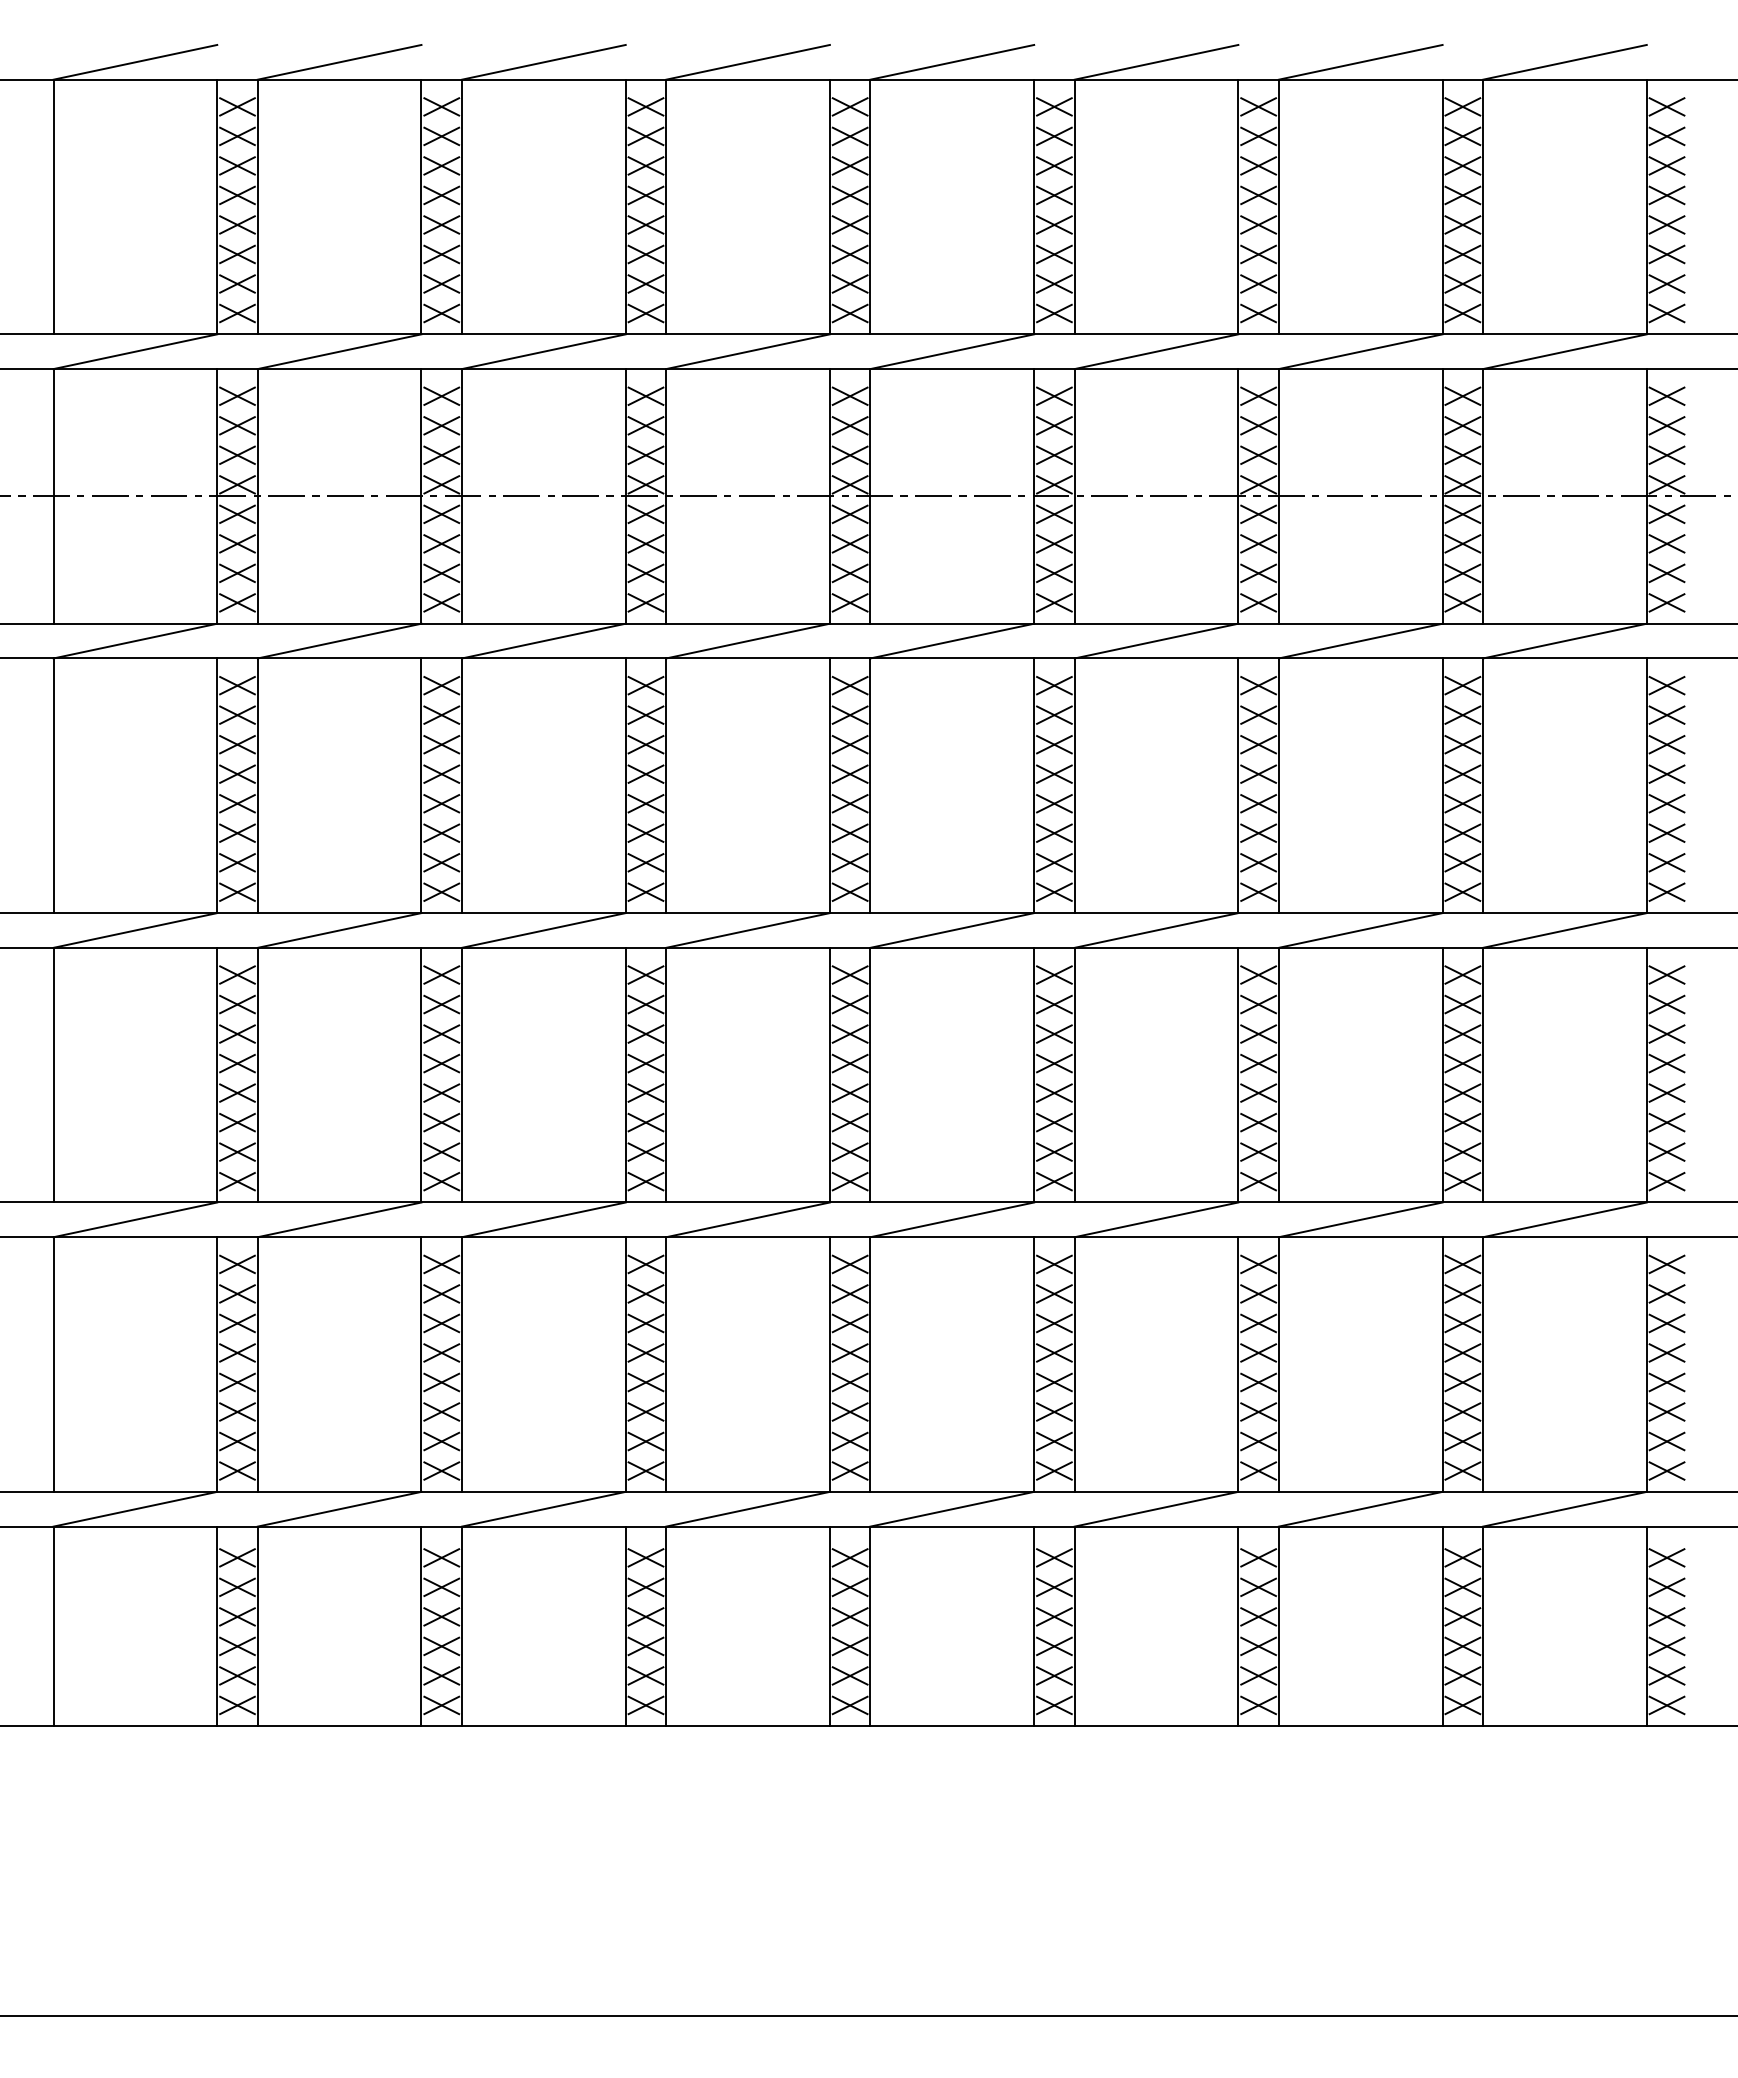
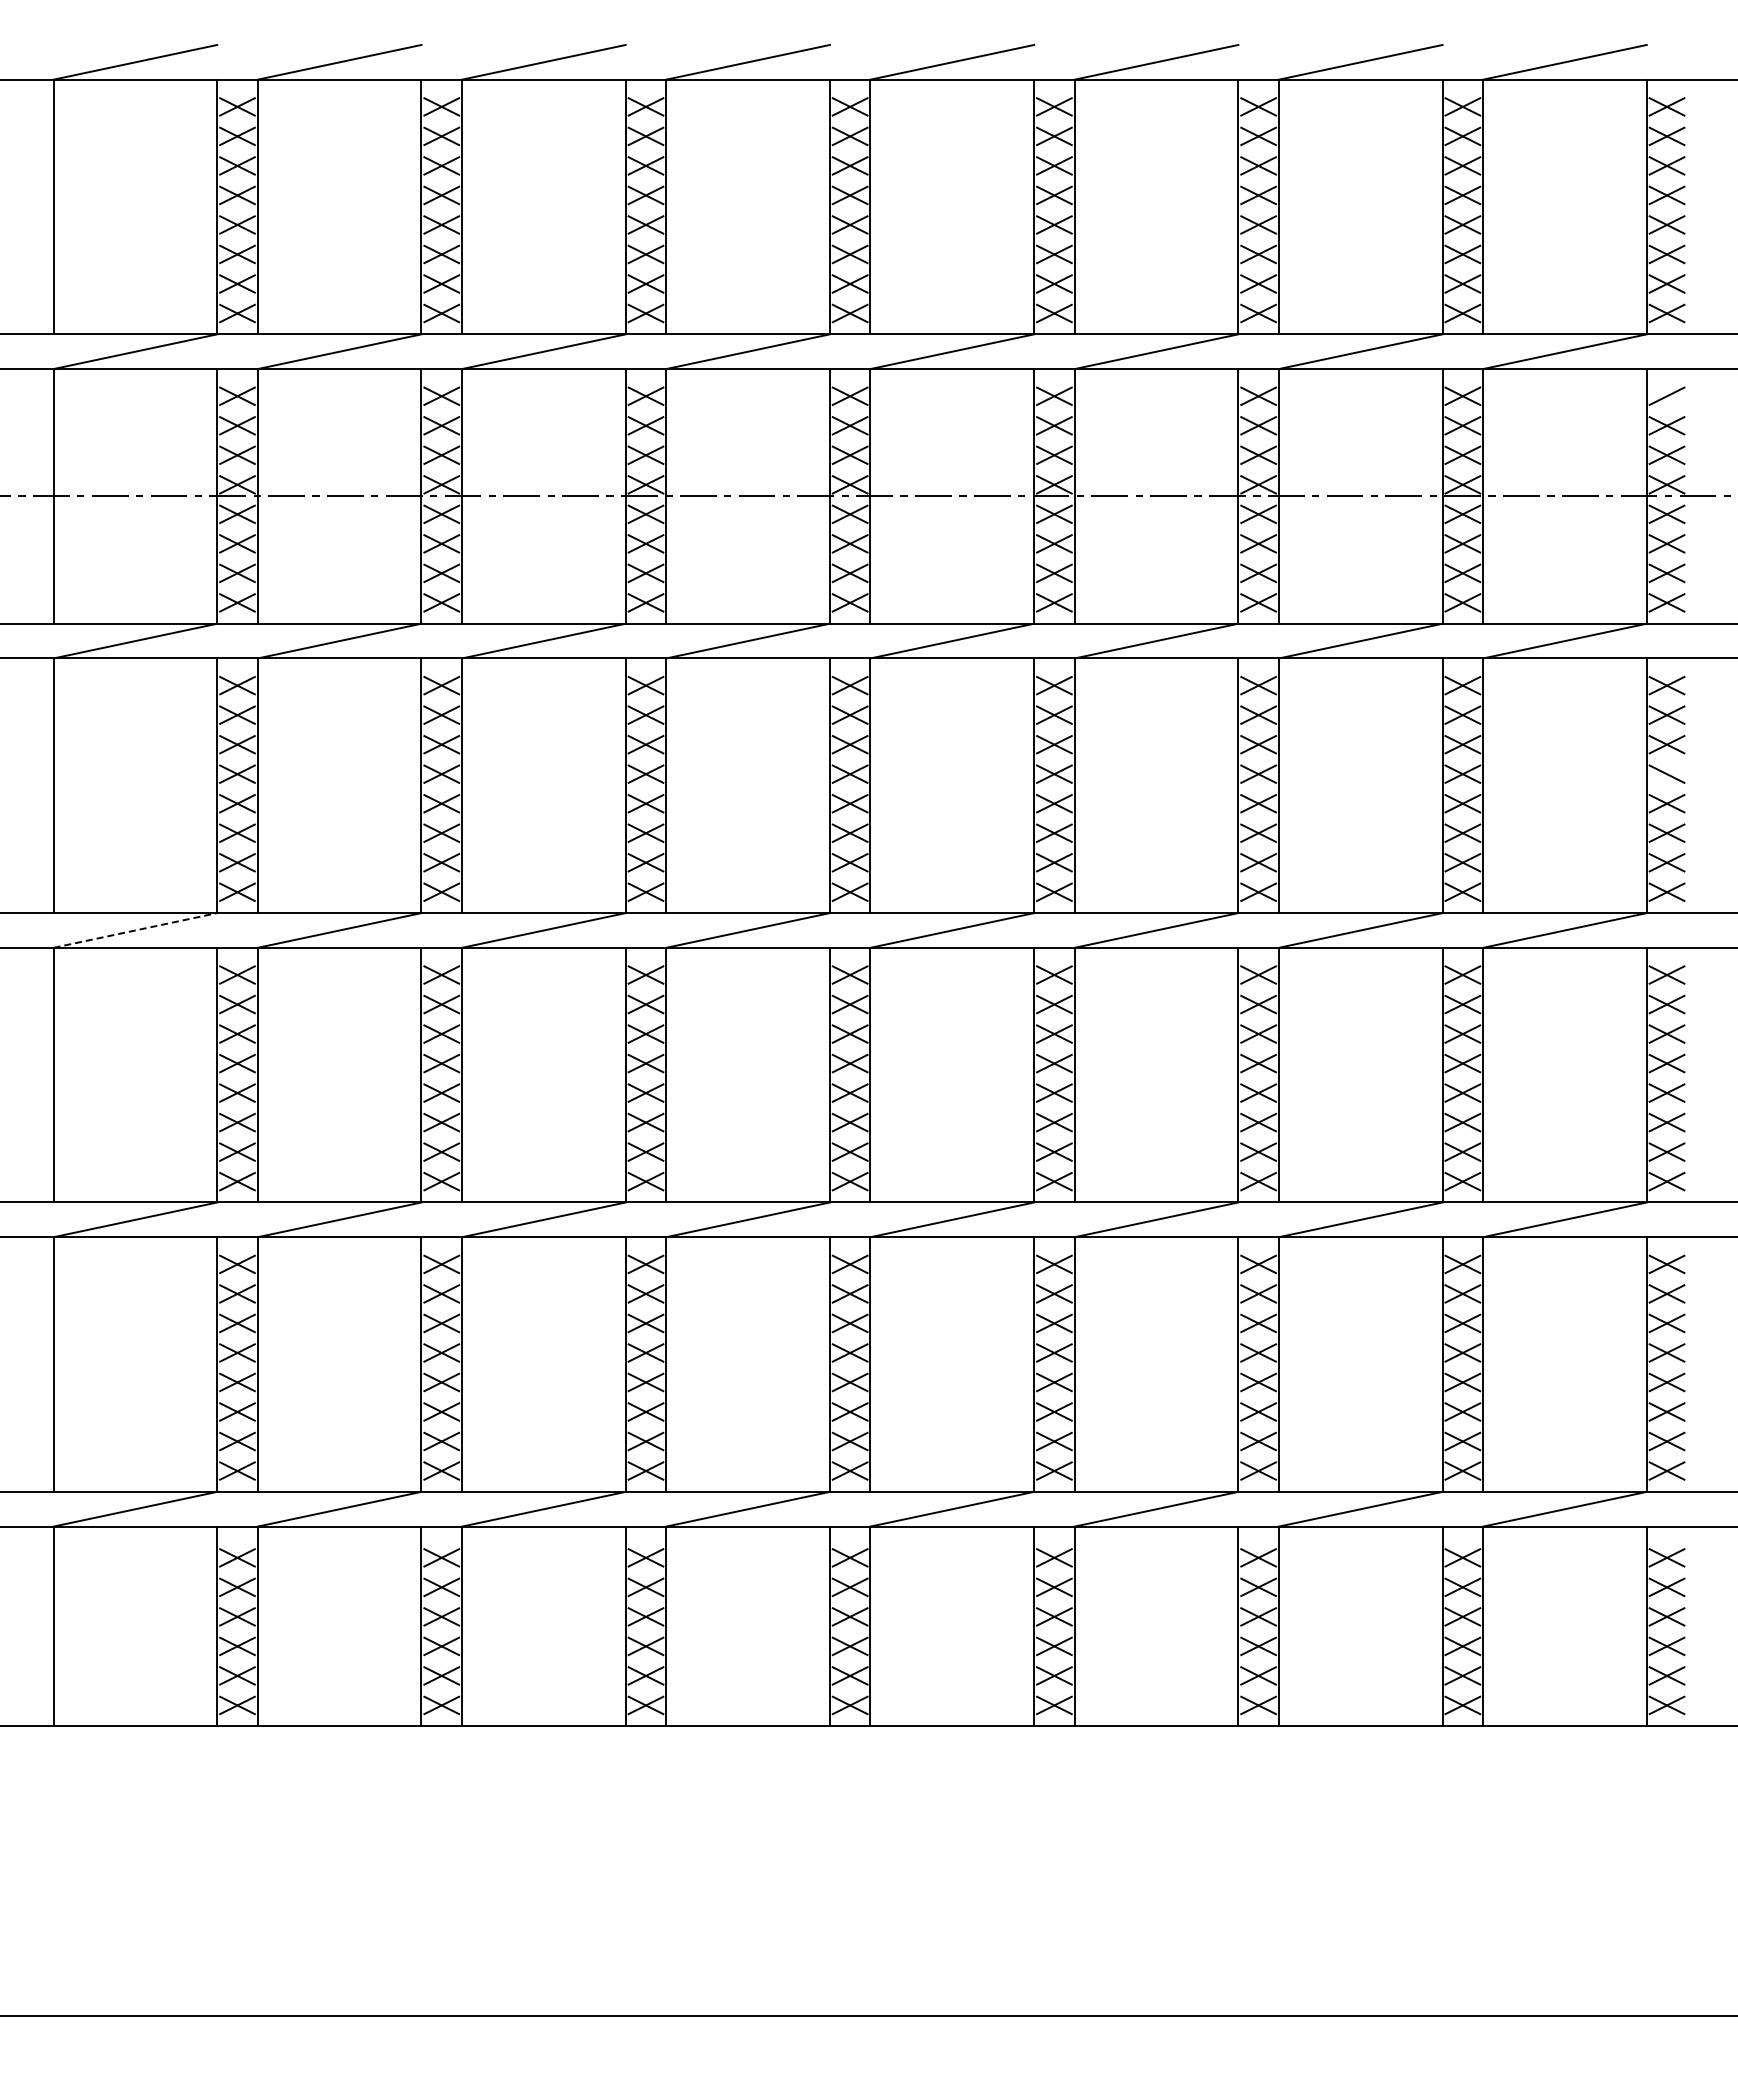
line: present -> none (1666, 395)
line: present -> none (1666, 773)
line: solid -> dashed (135, 930)
